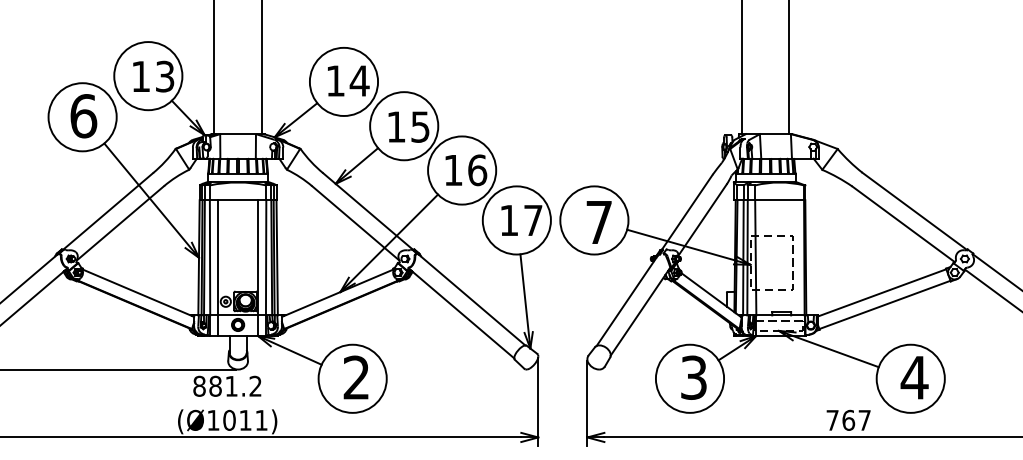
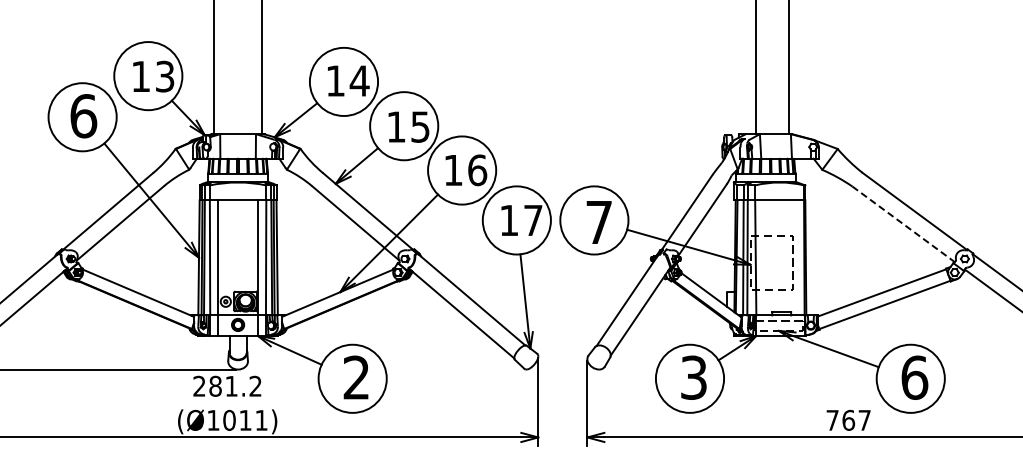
line position: (741, 68) -> (755, 68) (755, 68)
line: solid -> dashed (903, 224)
text: 4 -> 6 (914, 377)
text: 881.2 -> 281.2 (199, 385)
